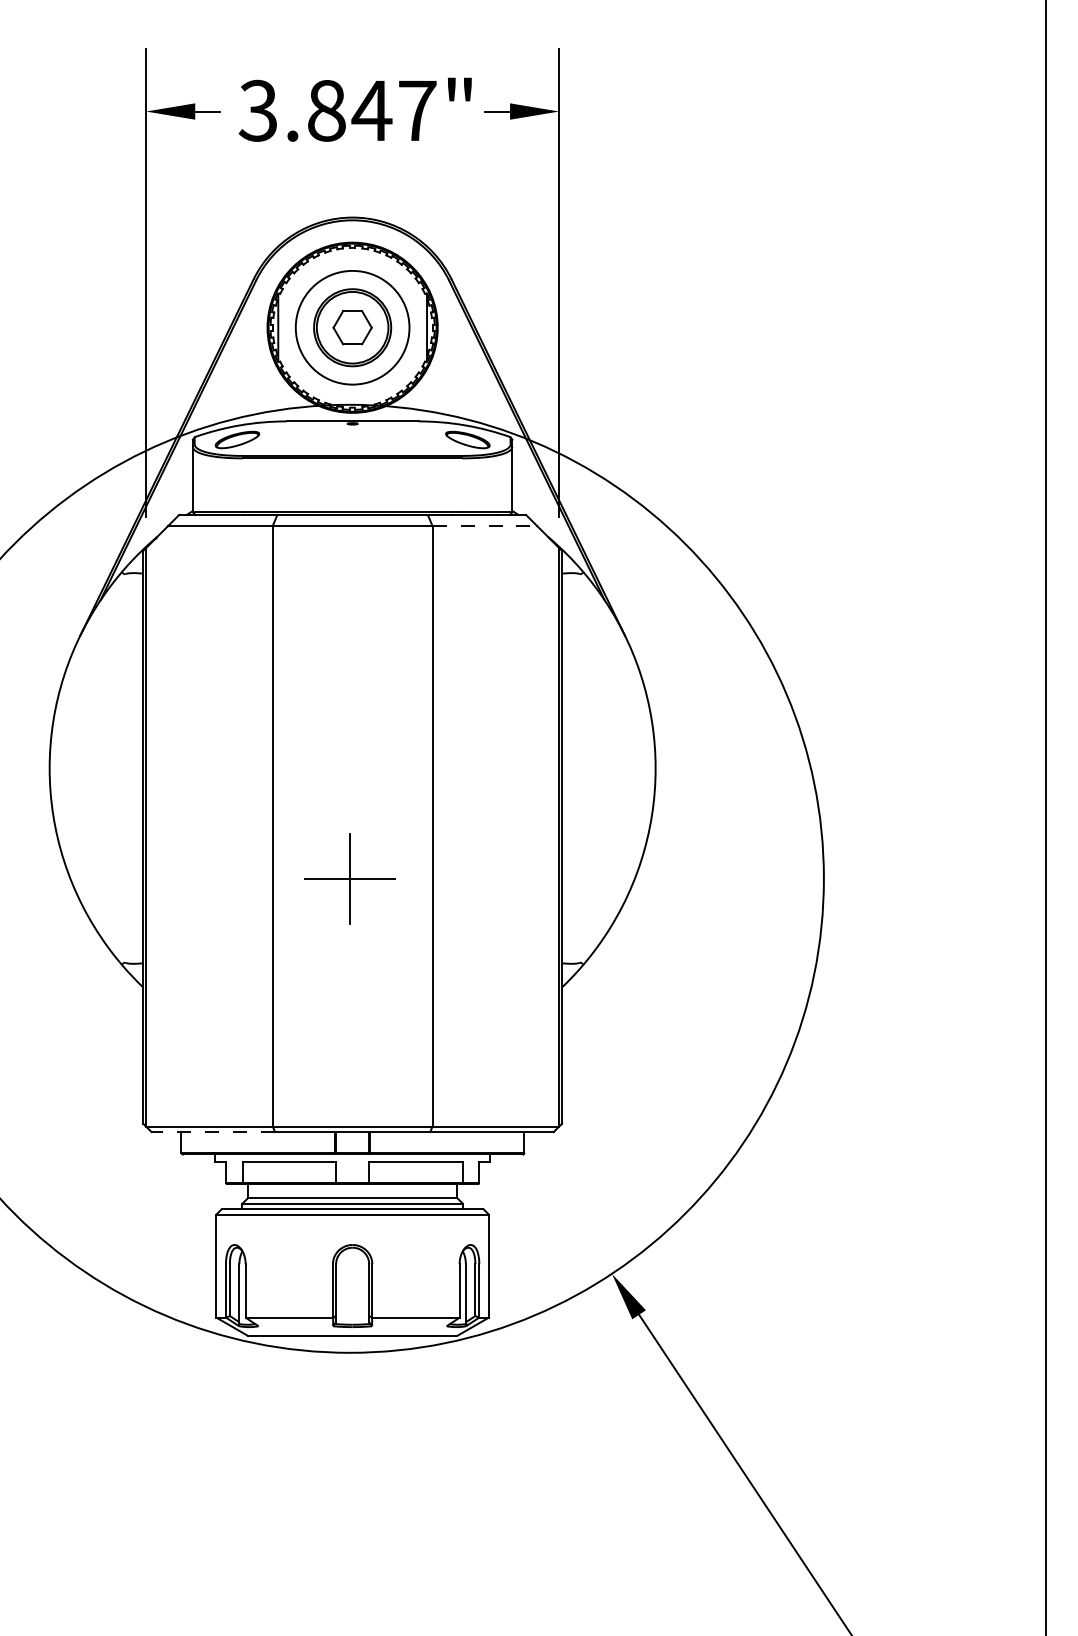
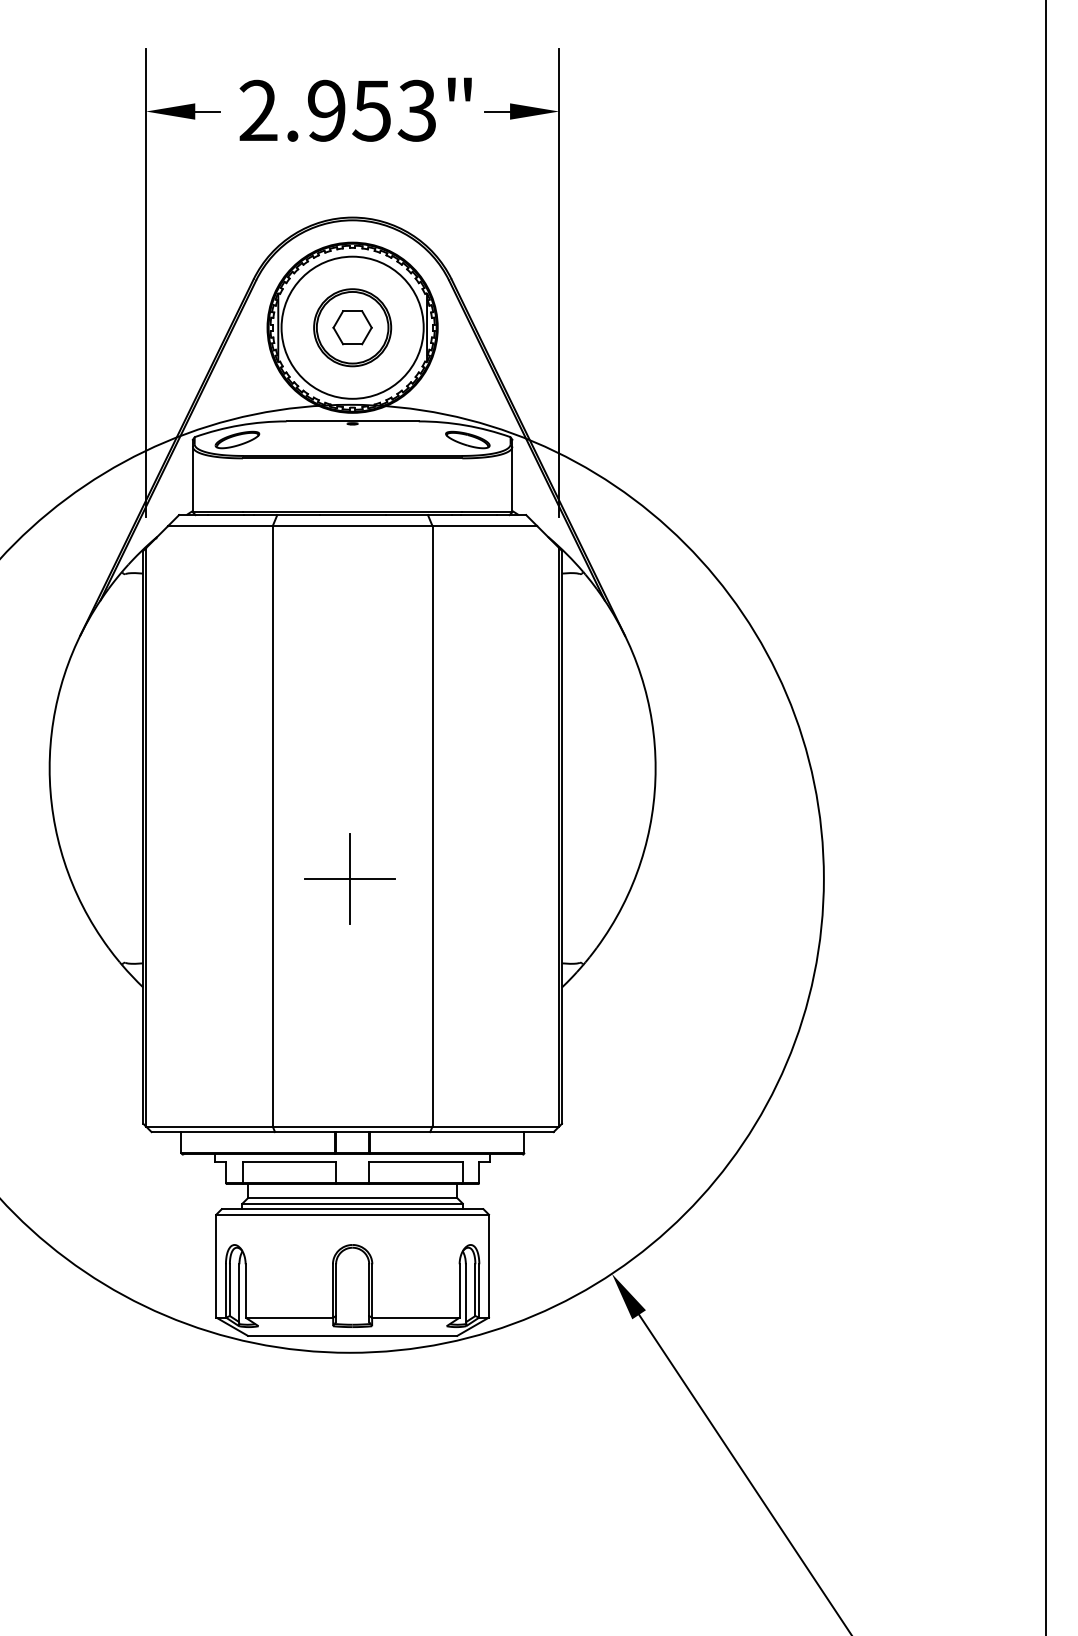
text: 3.847" -> 2.953" (337, 110)
circle diameter: 114 px -> 142 px (352, 327)
line: dashed -> solid (485, 526)
line: dashed -> solid (213, 1132)
